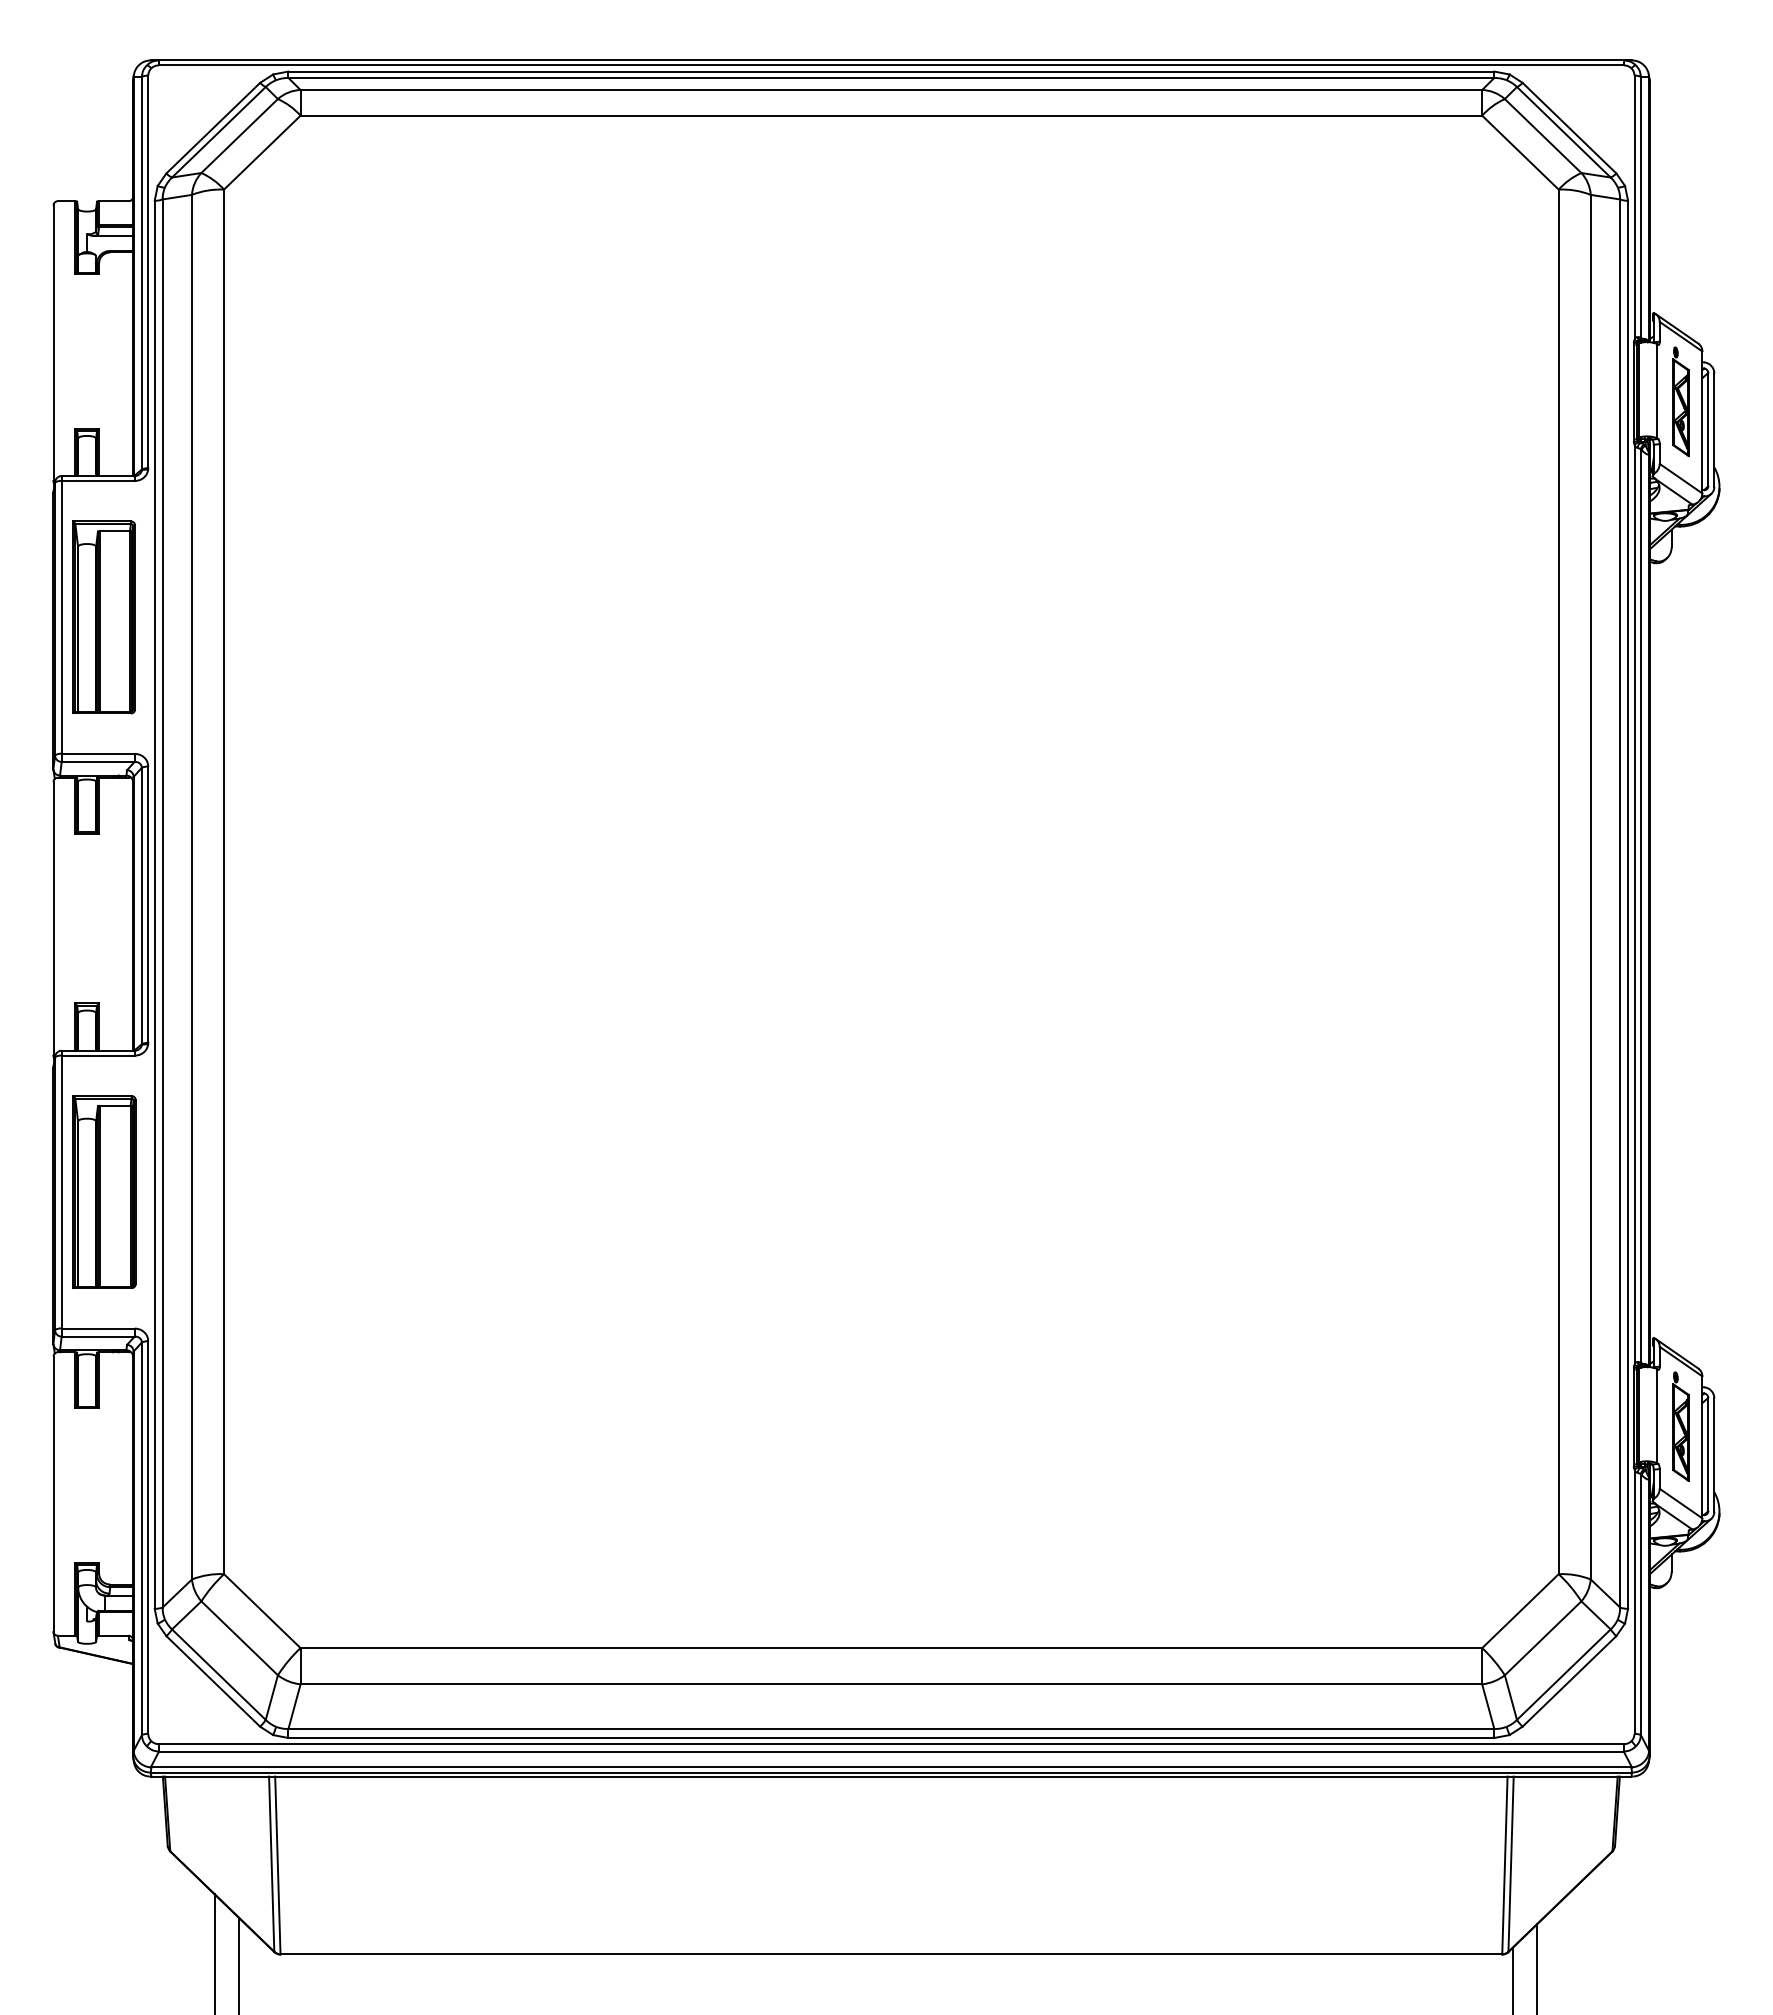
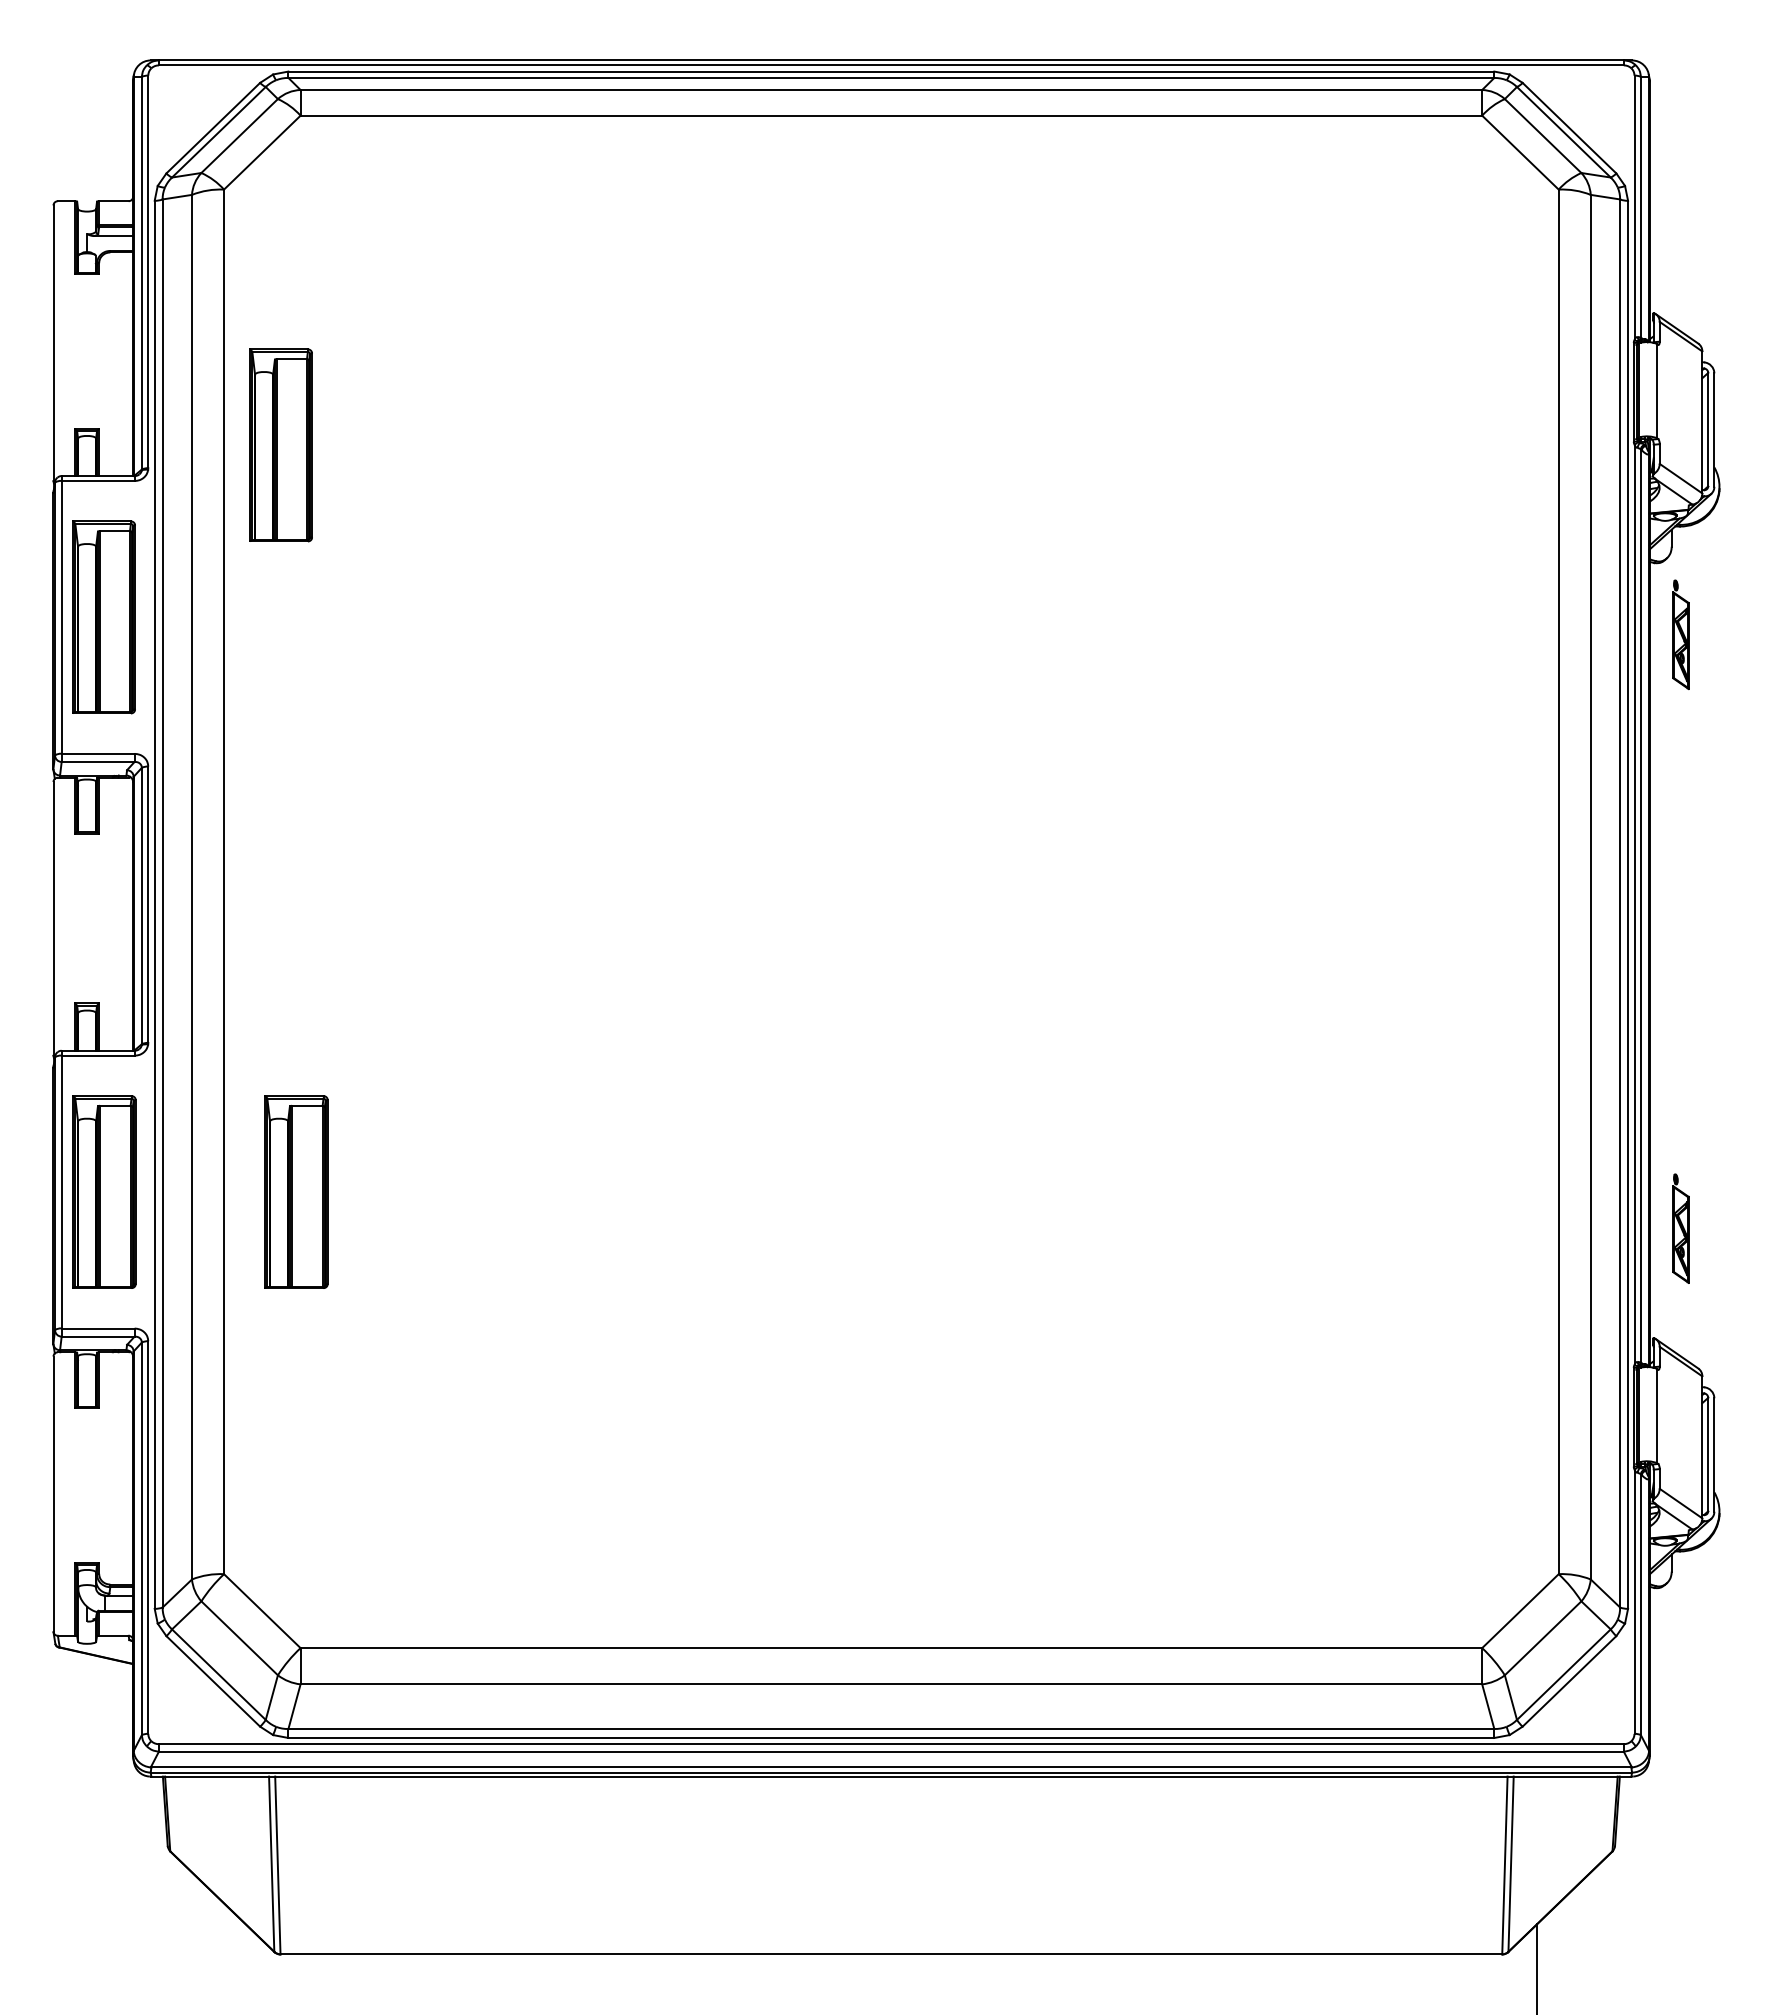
part position: (1680, 401) -> (1680, 634) (1680, 634)
part: none -> present (280, 445)
part: none -> present (296, 1191)
part position: (1680, 1426) -> (1680, 1228) (1680, 1228)
line: present -> none (214, 1952)
line: present -> none (239, 1964)
line: present -> none (1512, 1979)
